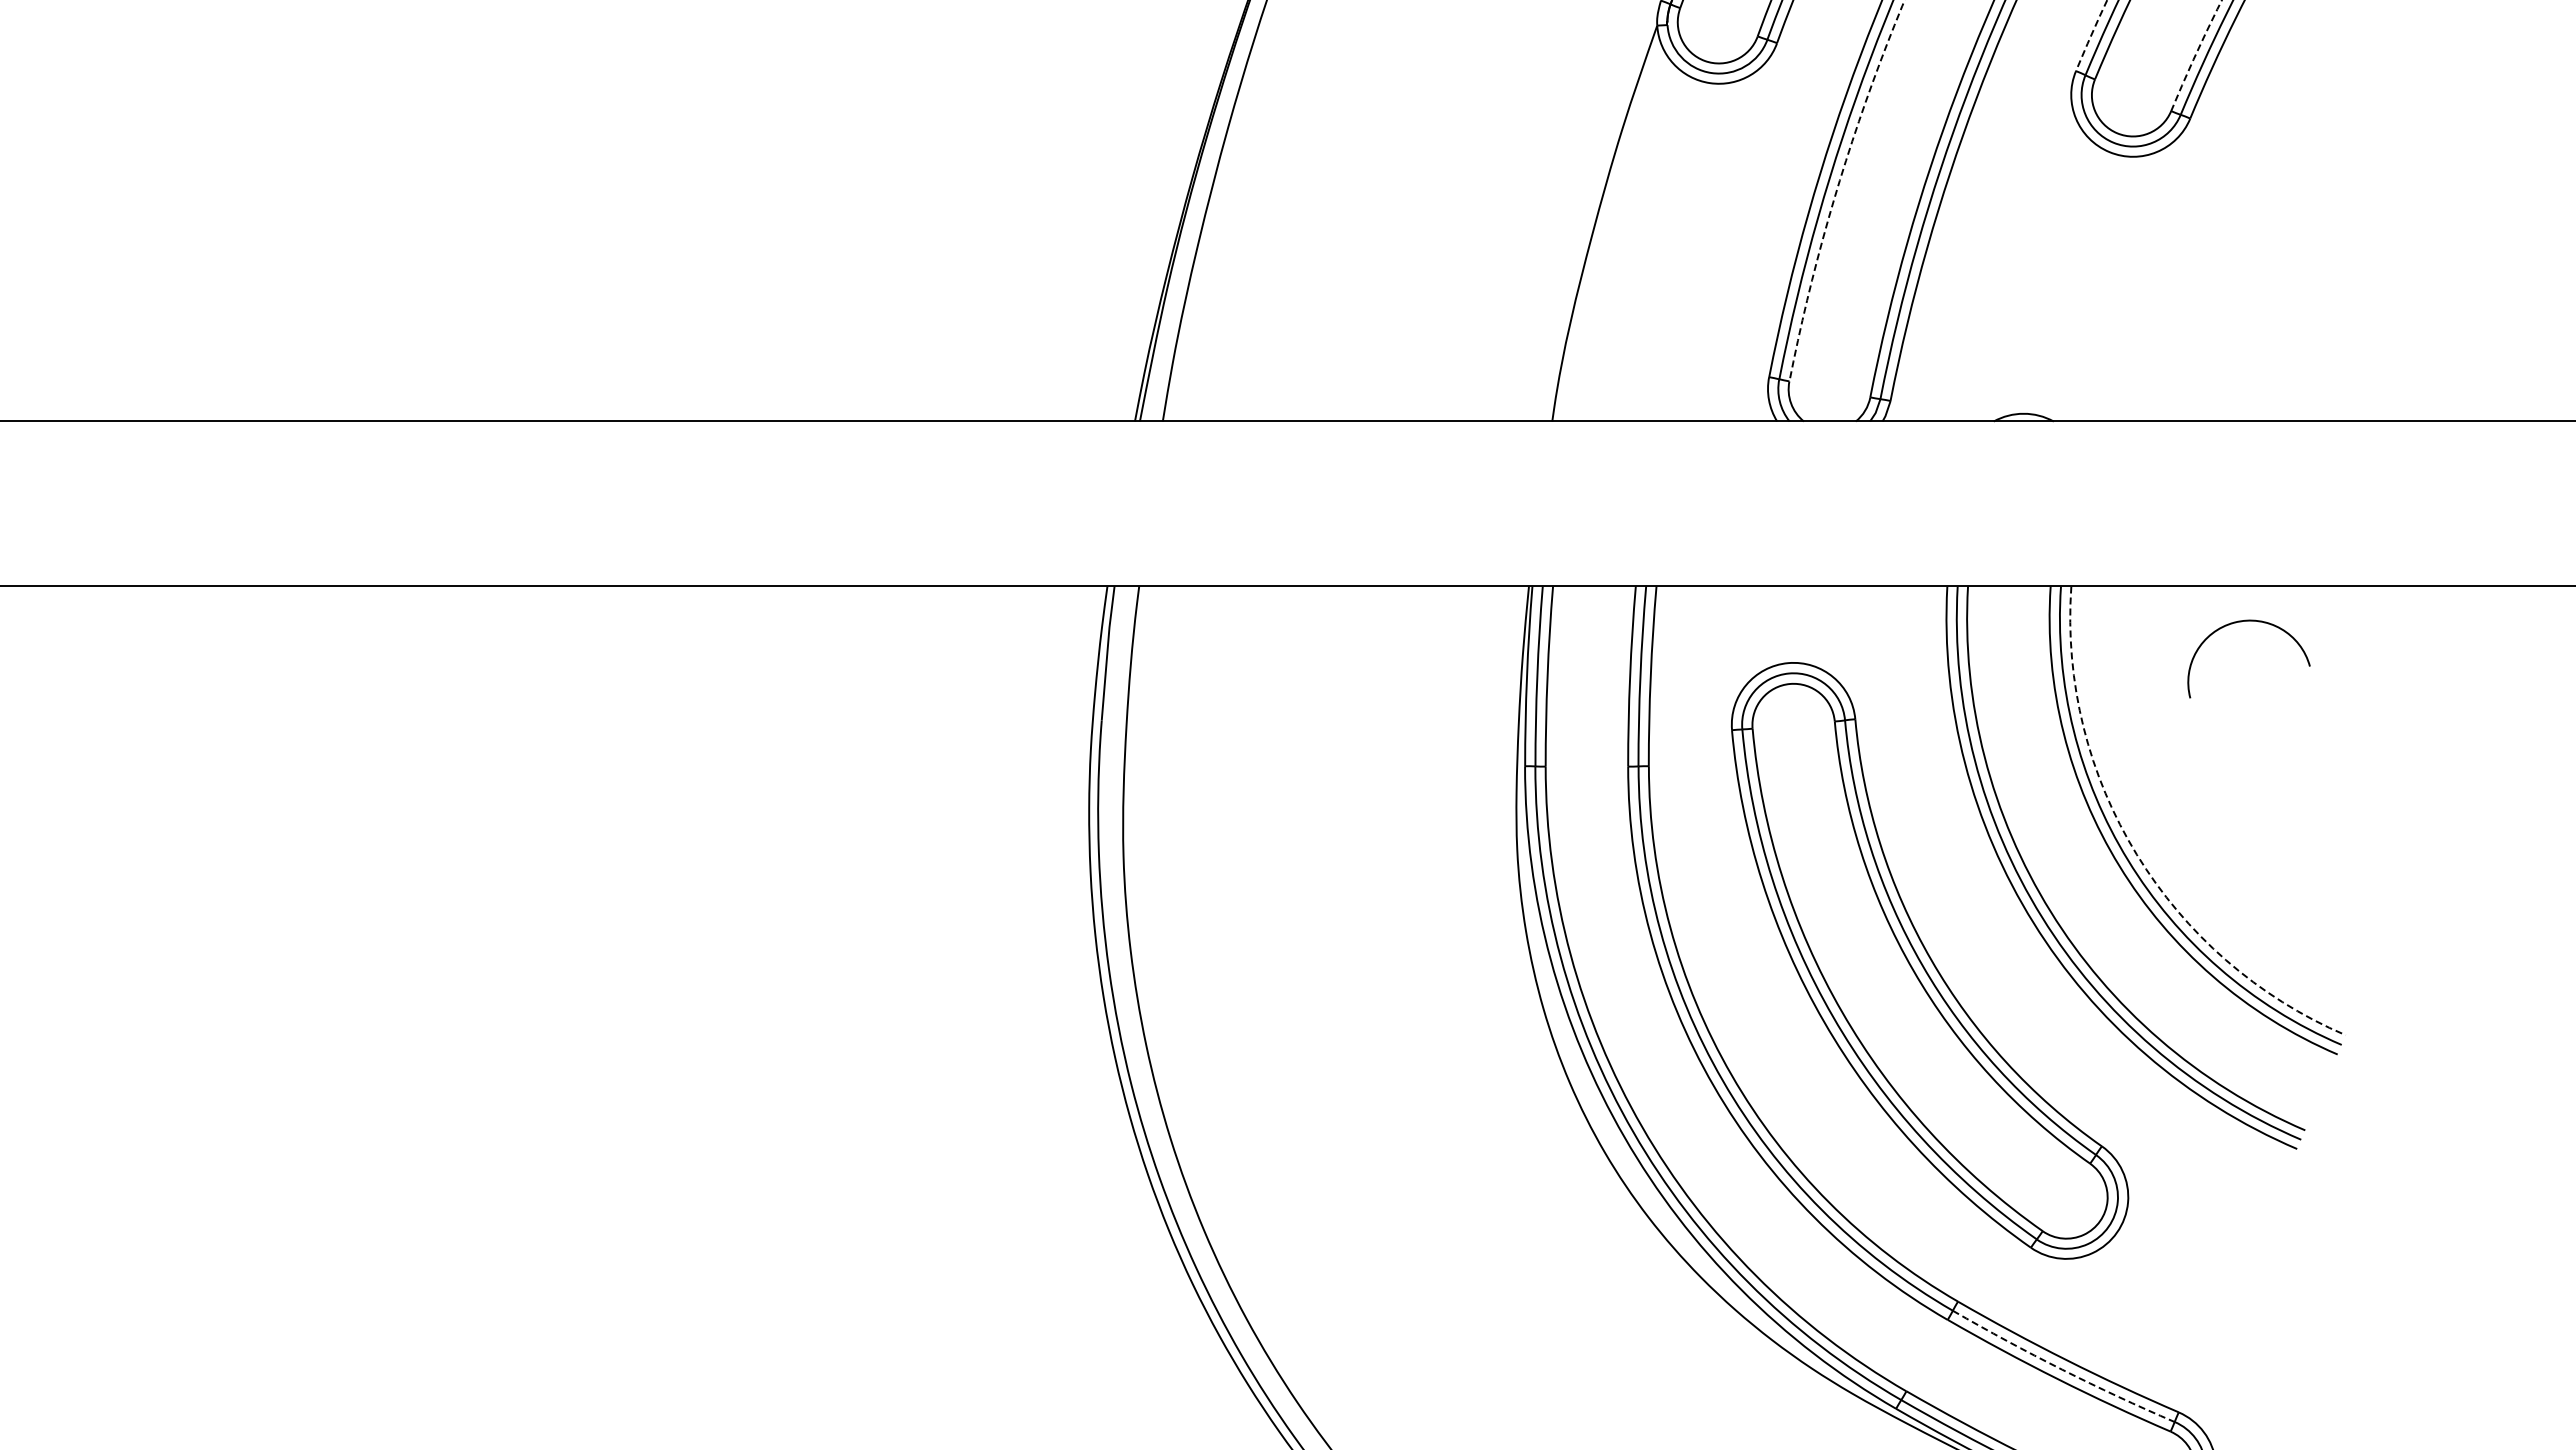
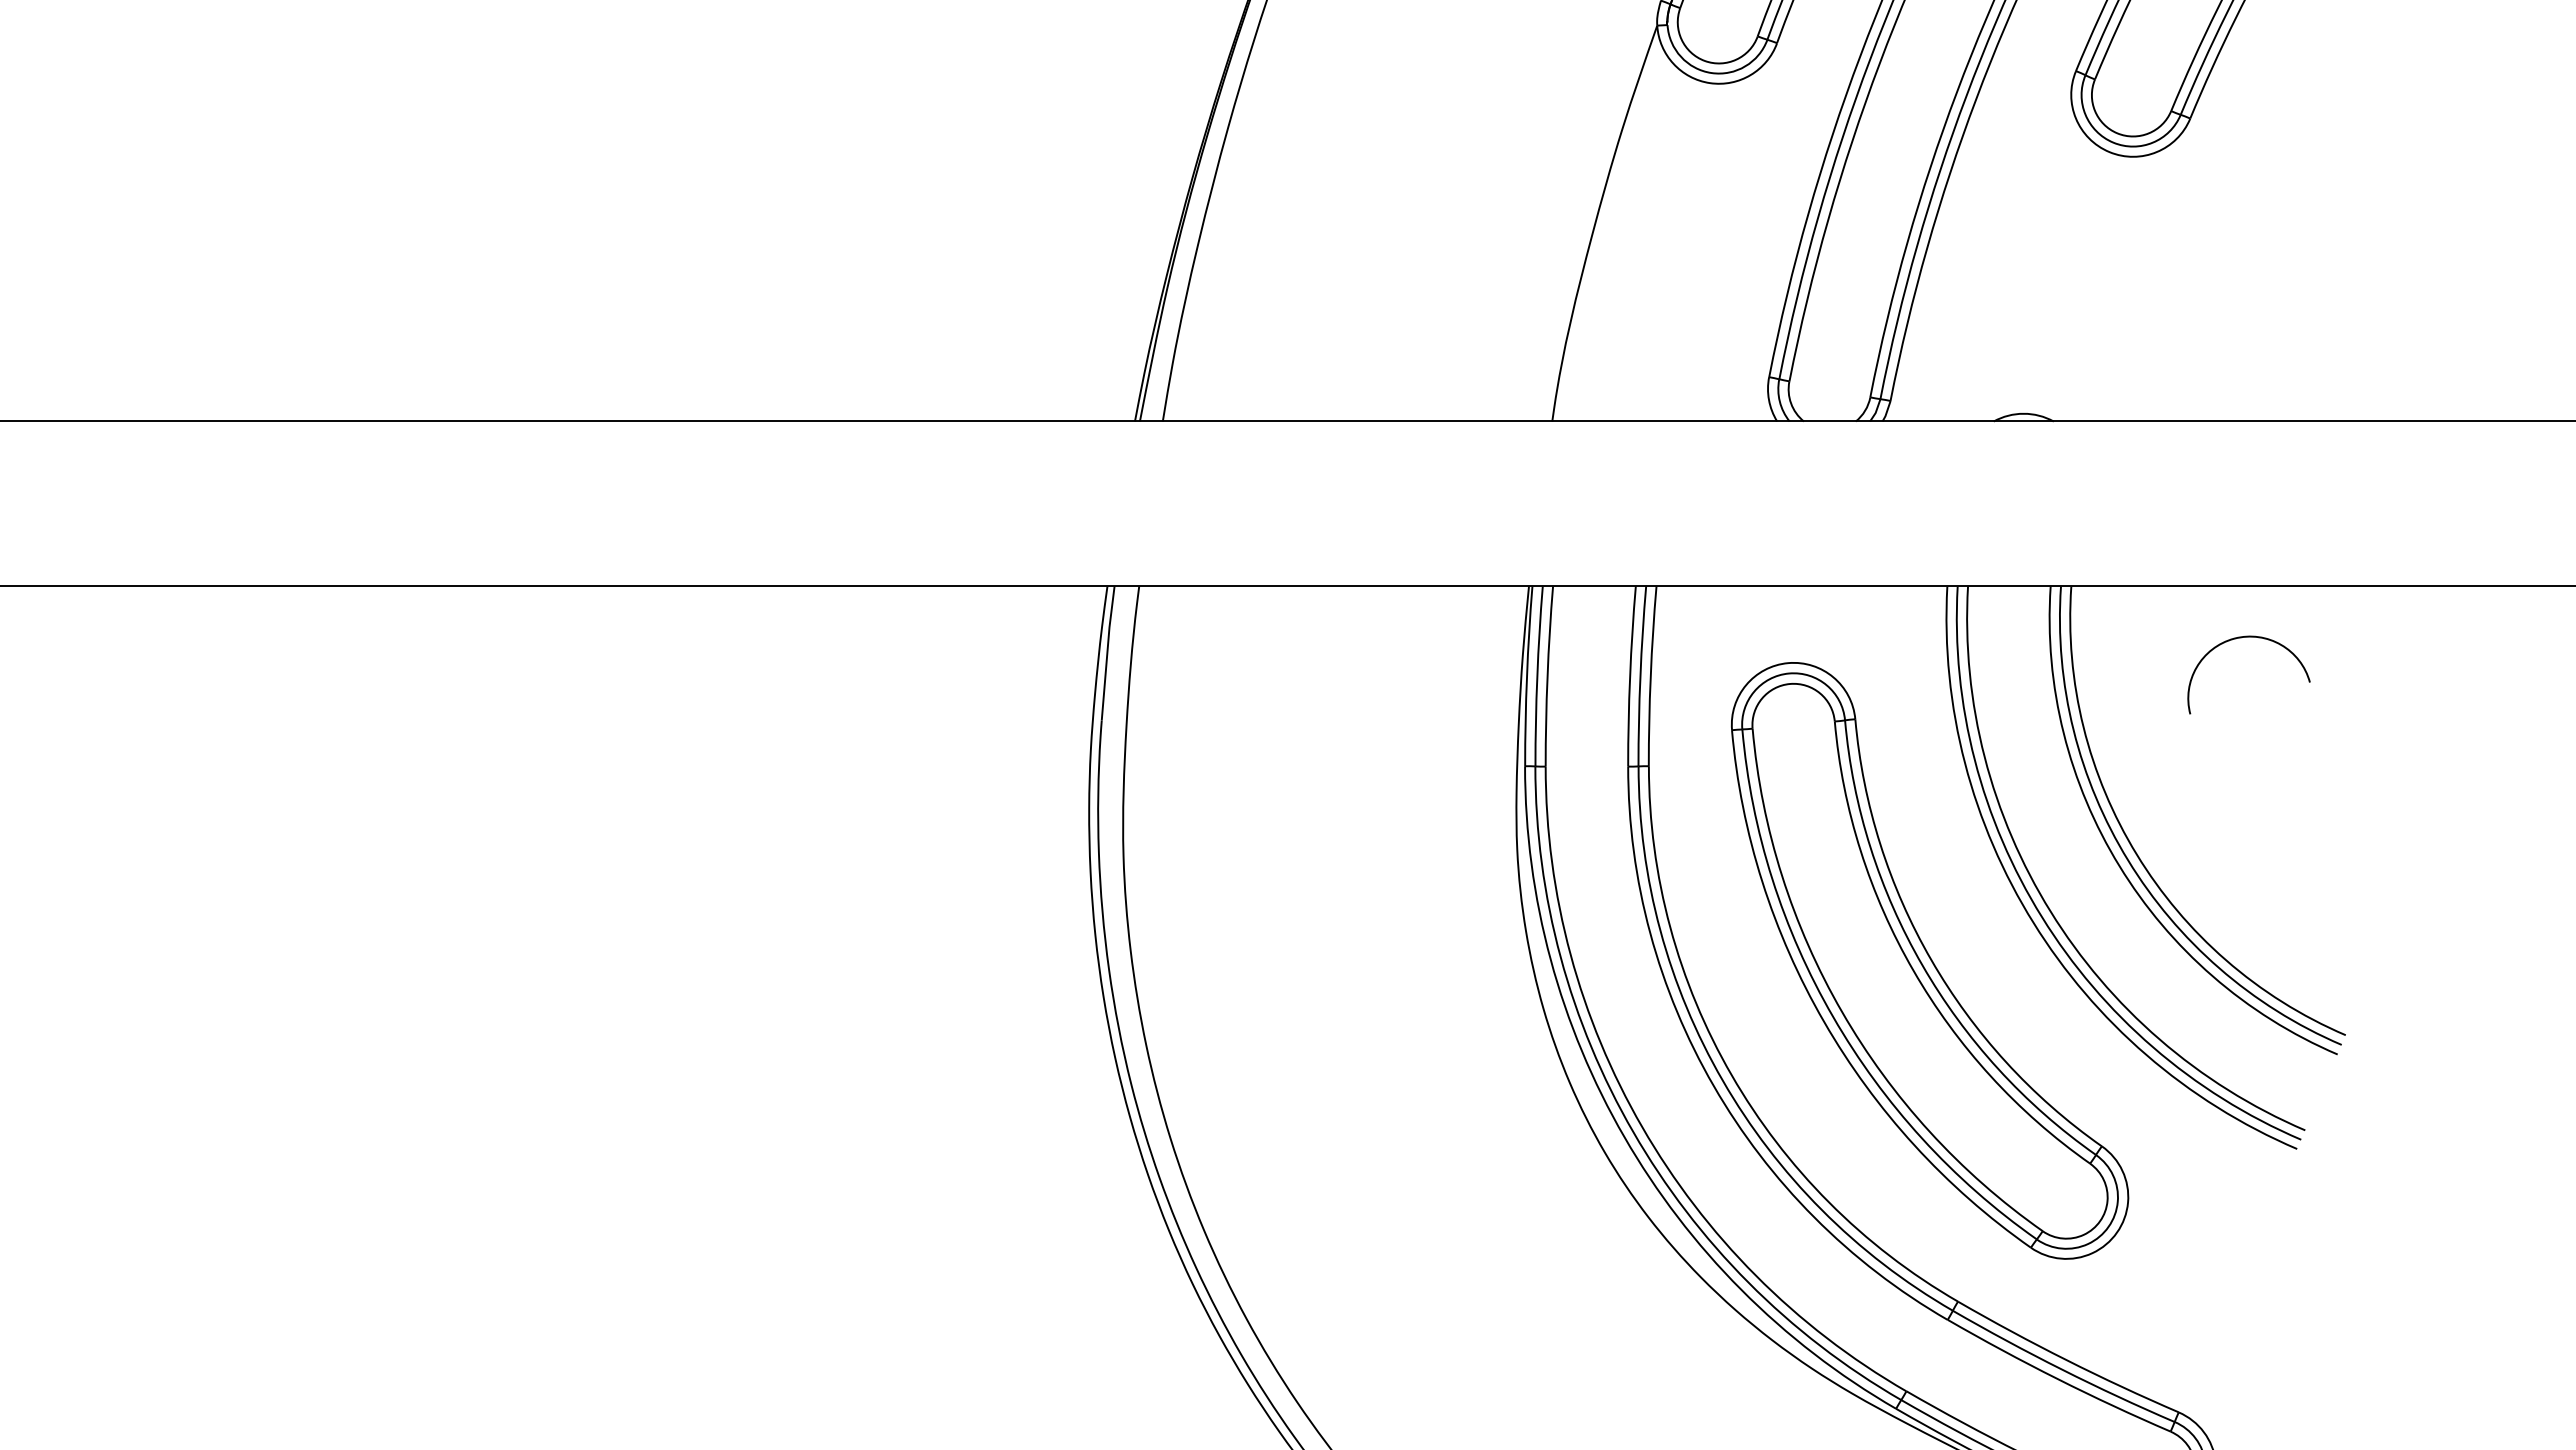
arc: dashed -> solid (2091, 35)
arc: dashed -> solid (2195, 55)
arc: dashed -> solid (1837, 187)
arc position: (2241, 622) -> (2241, 638) (2241, 638)
arc: dashed -> solid (2136, 854)
arc: dashed -> solid (2062, 1369)
